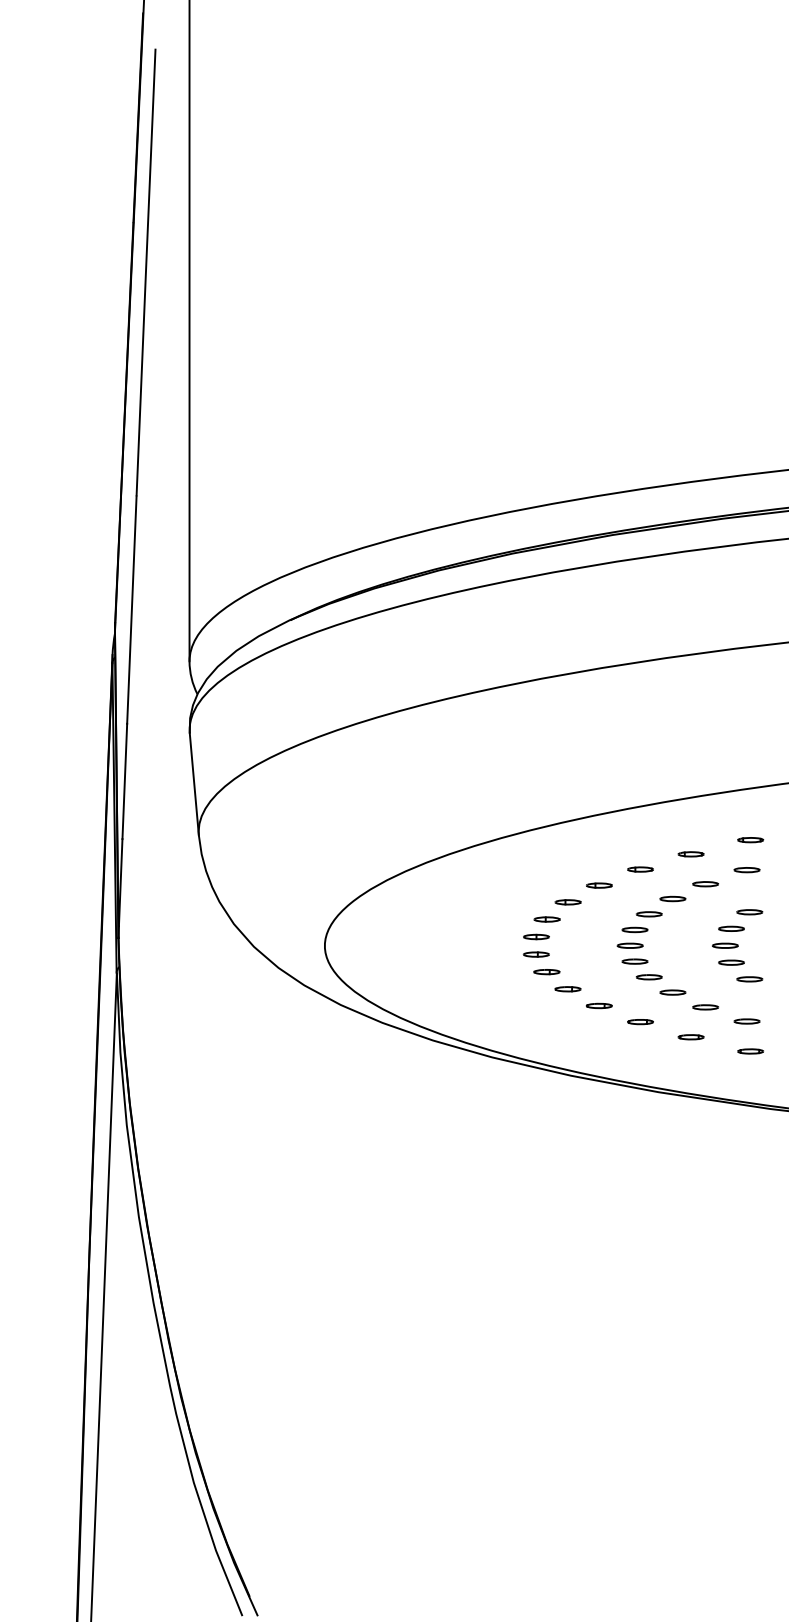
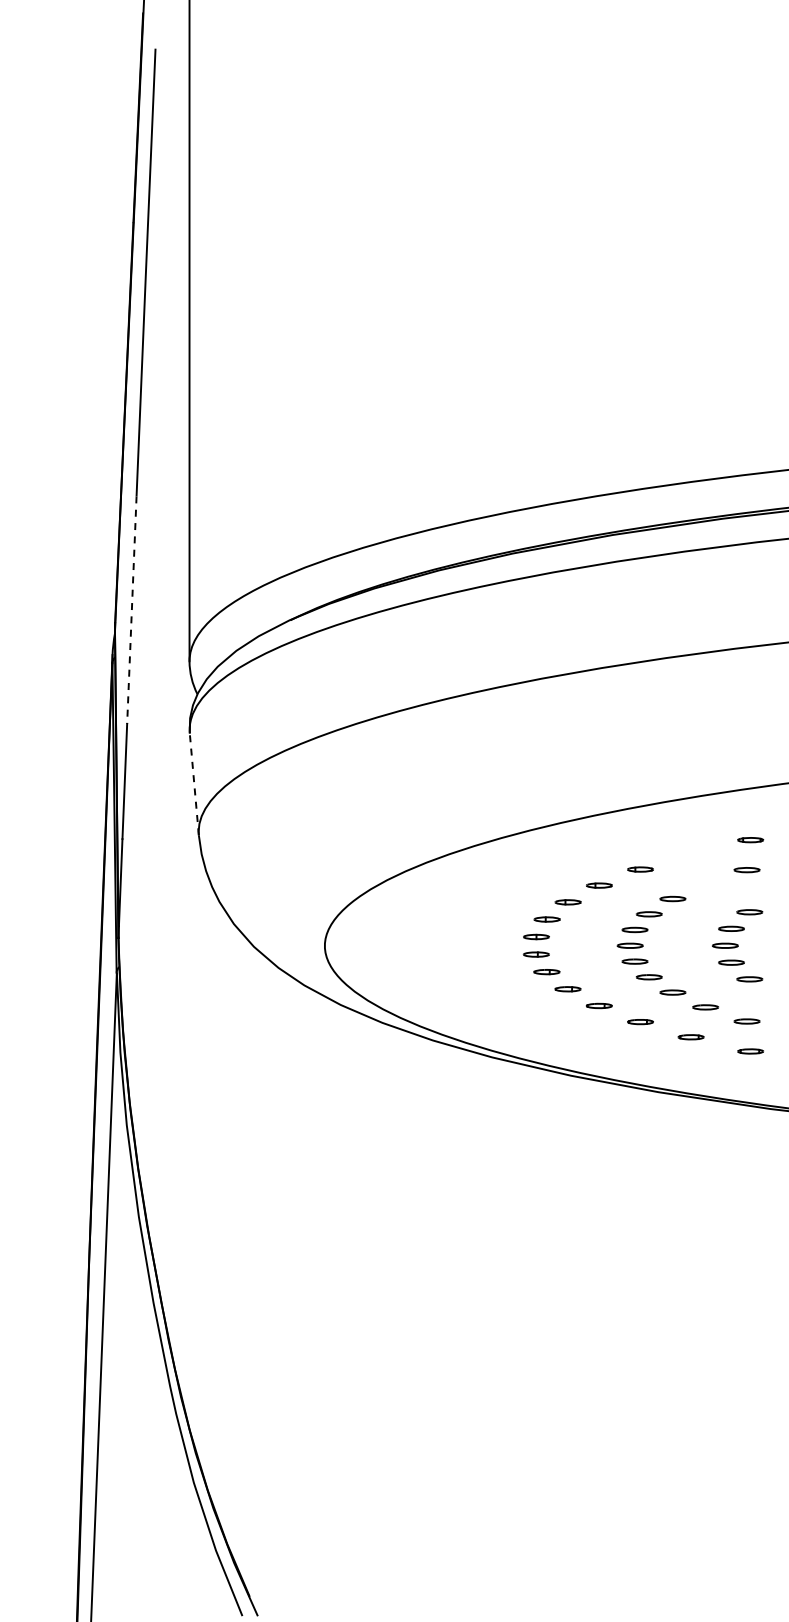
line: solid -> dashed (131, 610)
line: solid -> dashed (194, 783)
part: present -> none (690, 854)
part: present -> none (705, 884)
